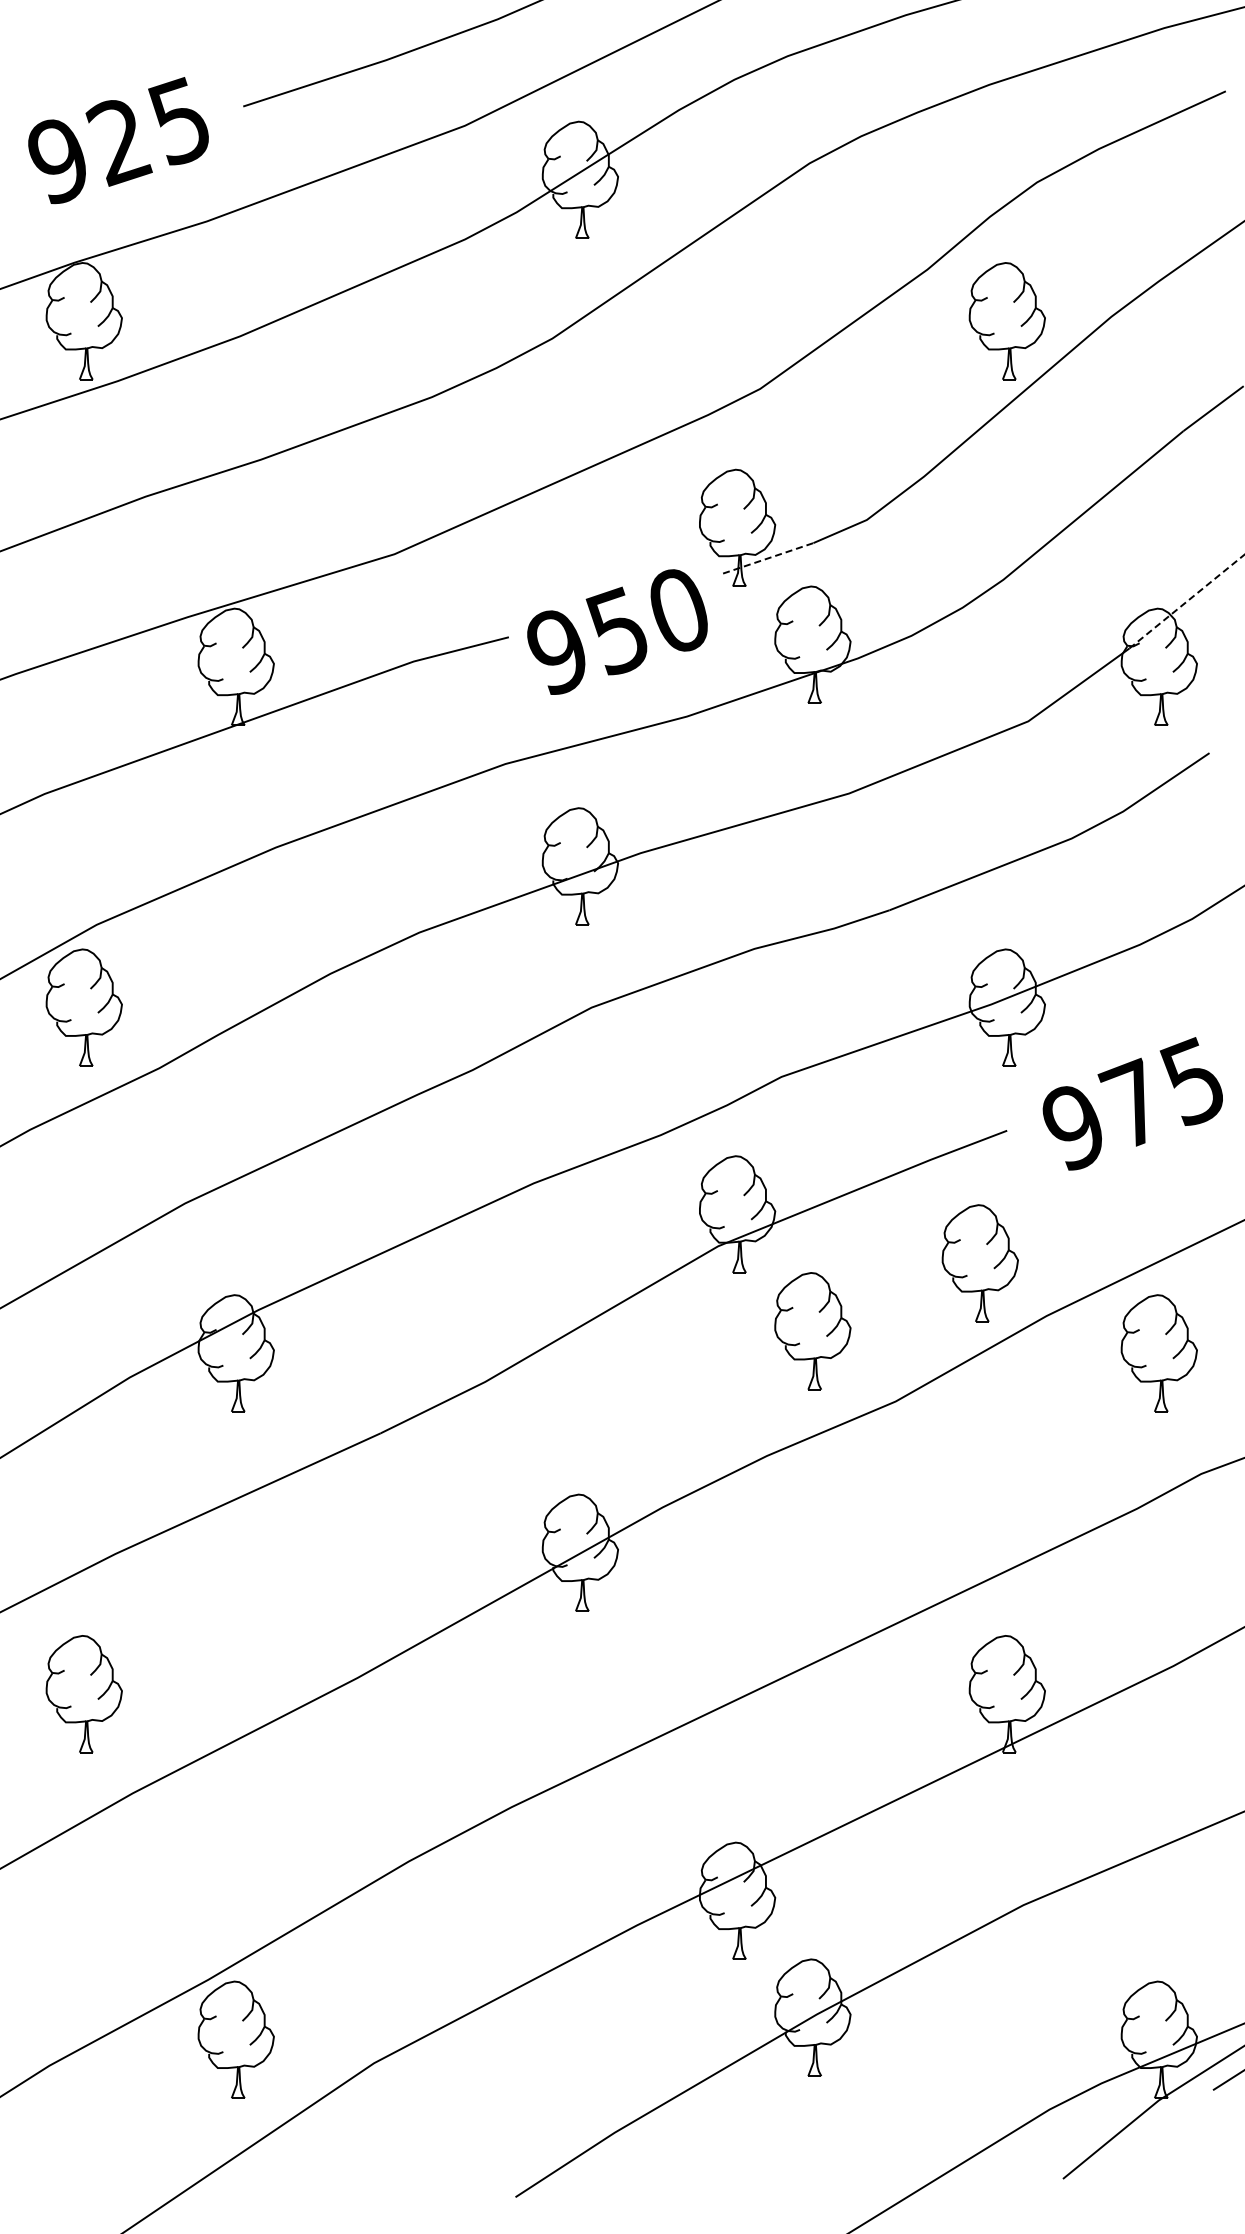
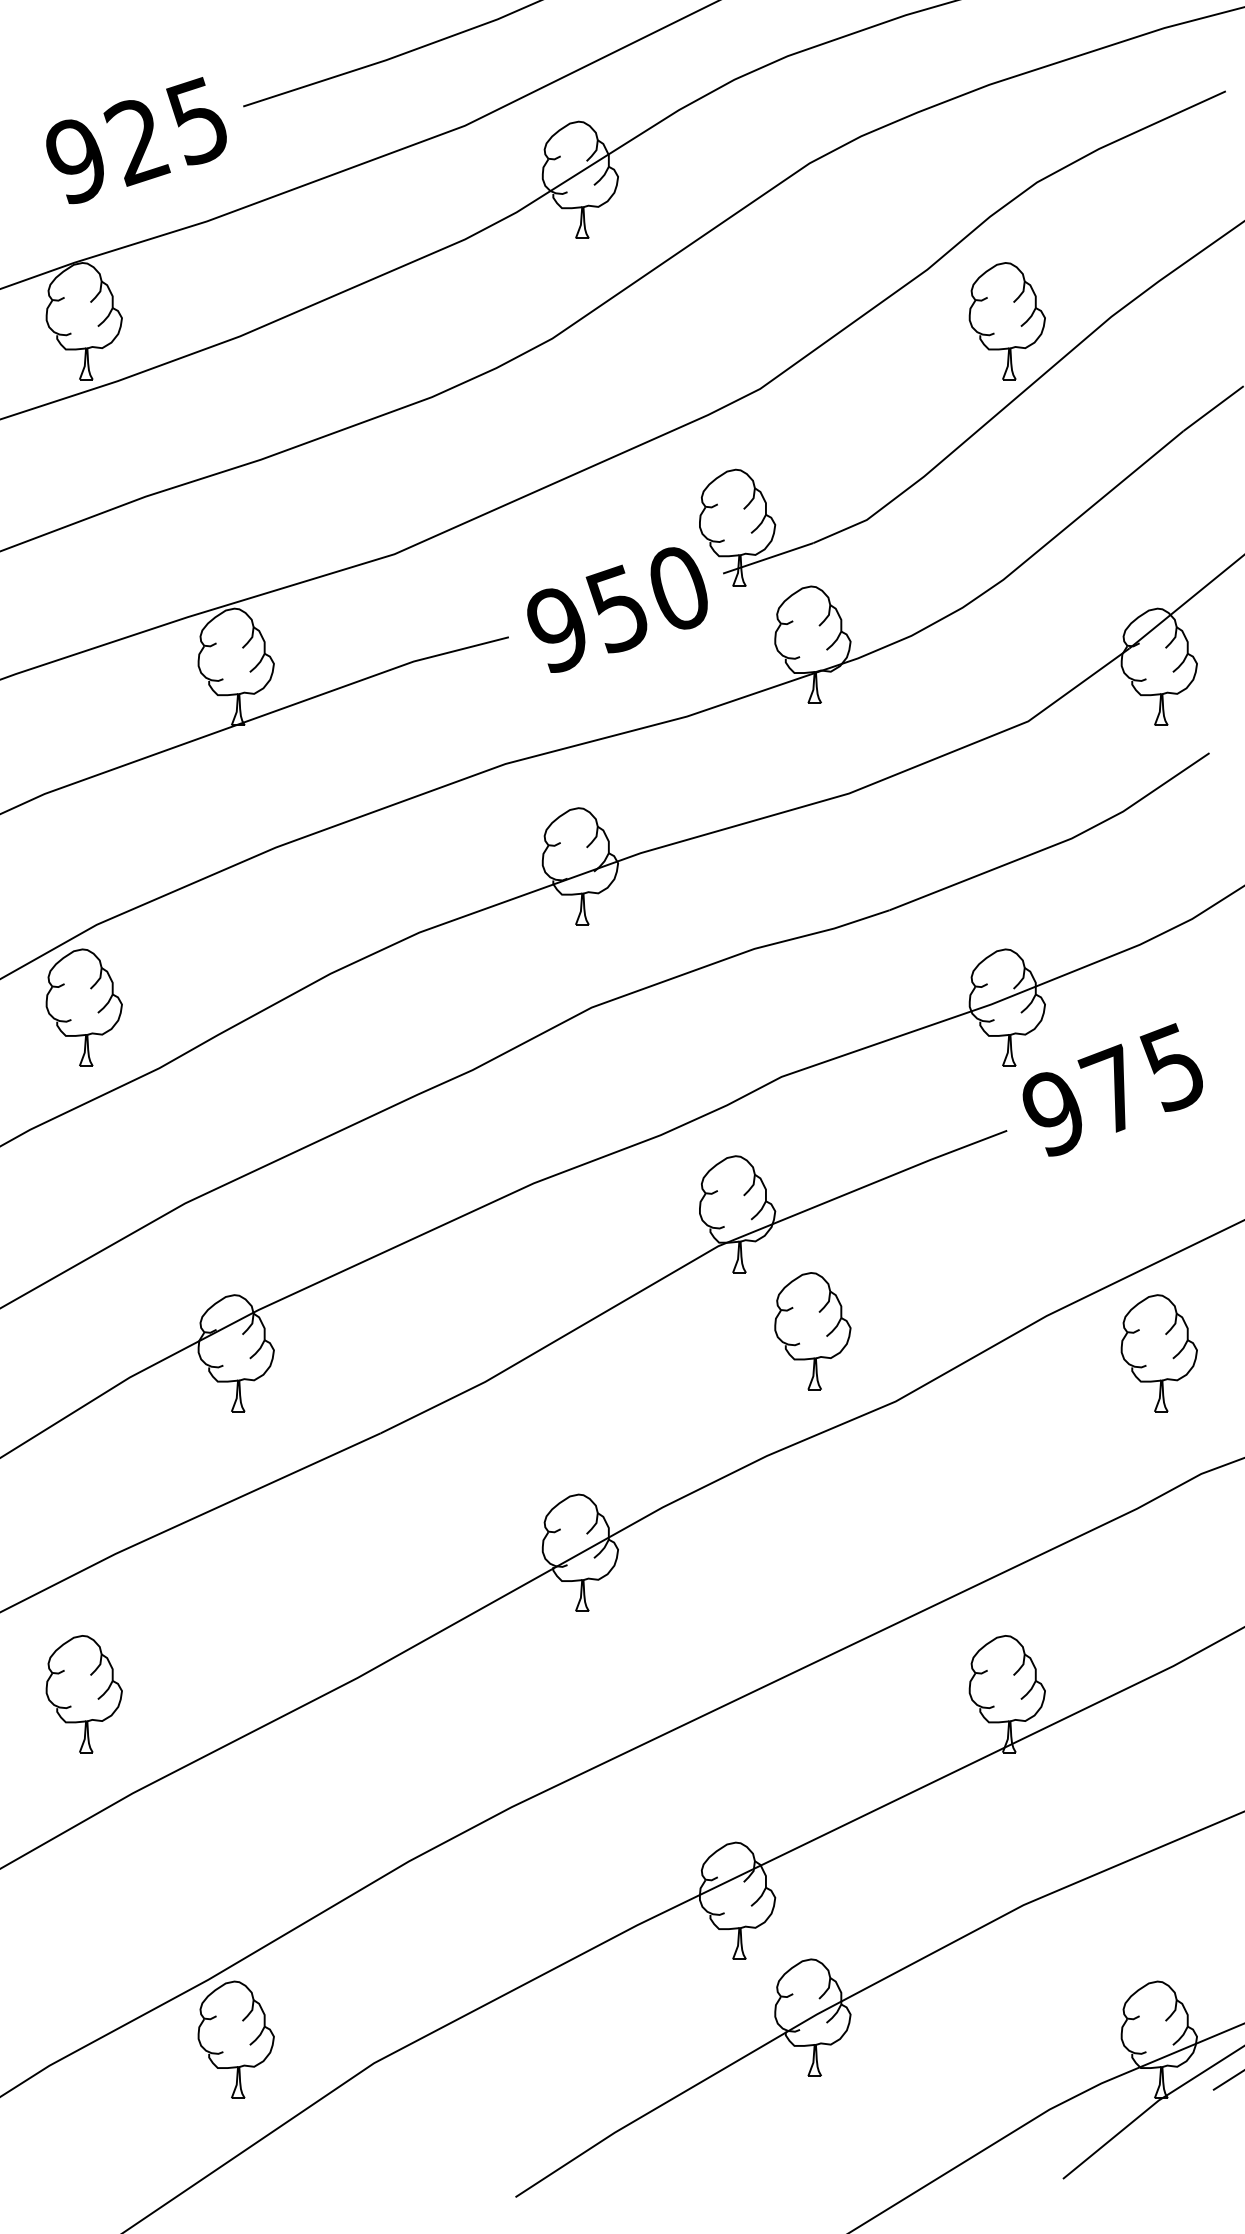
text position: (118, 140) -> (136, 140) (136, 140)
line: dashed -> solid (768, 558)
line: dashed -> solid (1187, 601)
text position: (617, 631) -> (617, 609) (617, 609)
text position: (1132, 1103) -> (1112, 1089) (1112, 1089)
part: present -> none (979, 1263)
